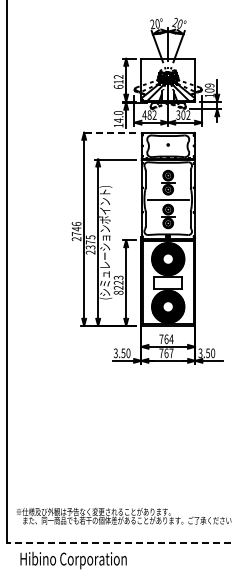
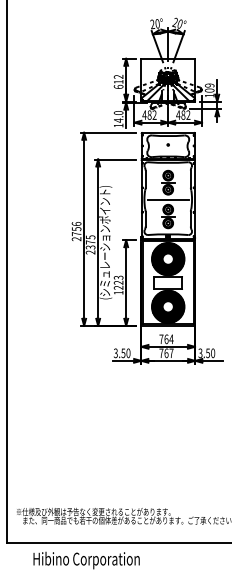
text: 302 -> 482 (180, 114)
line: dashed -> solid (108, 132)
text: 2746 -> 2756 (76, 228)
text: 8223 -> 1223 (118, 292)
line: dashed -> solid (119, 543)
text position: (73, 560) -> (86, 560) (86, 560)
